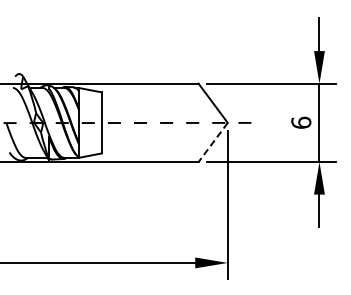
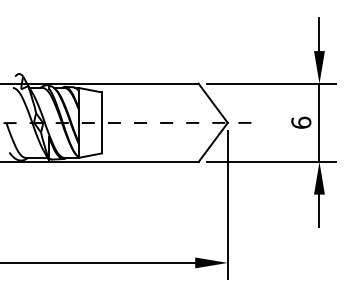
line: dashed -> solid (212, 142)
